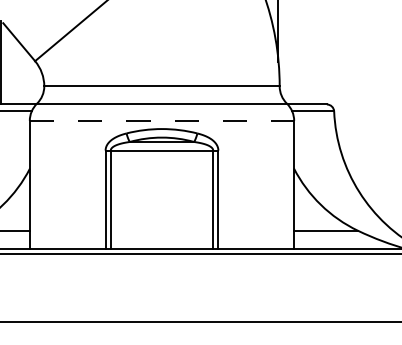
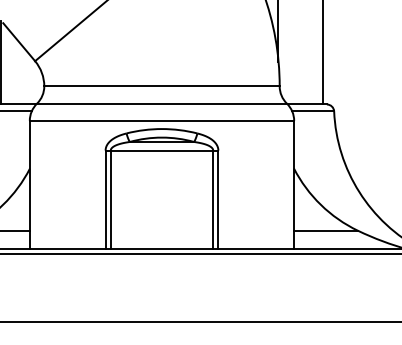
line: none -> present (322, 53)
line: dashed -> solid (162, 120)
